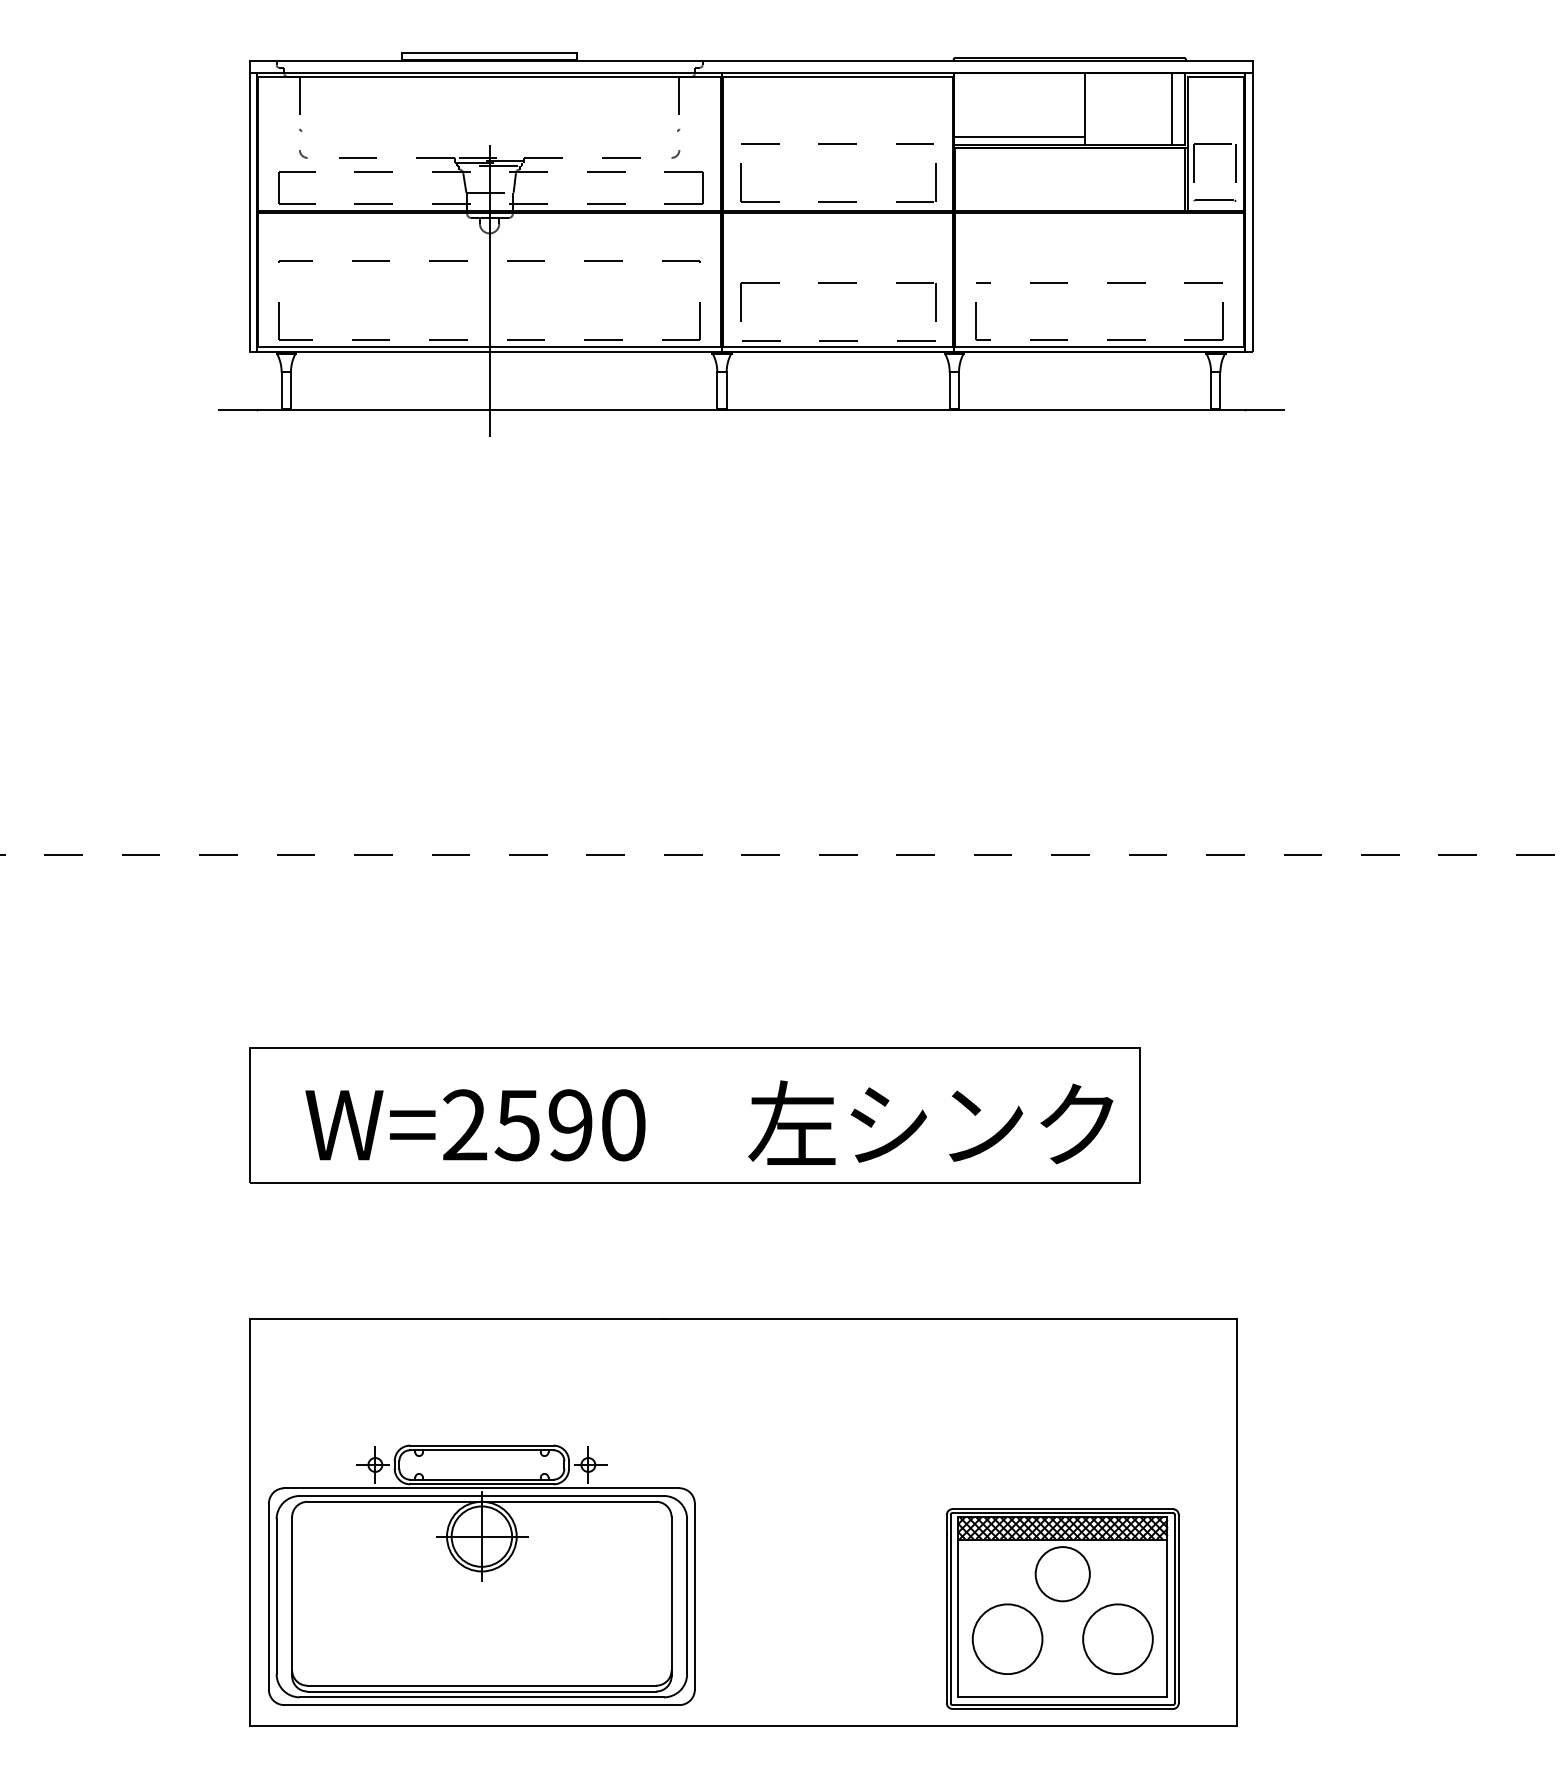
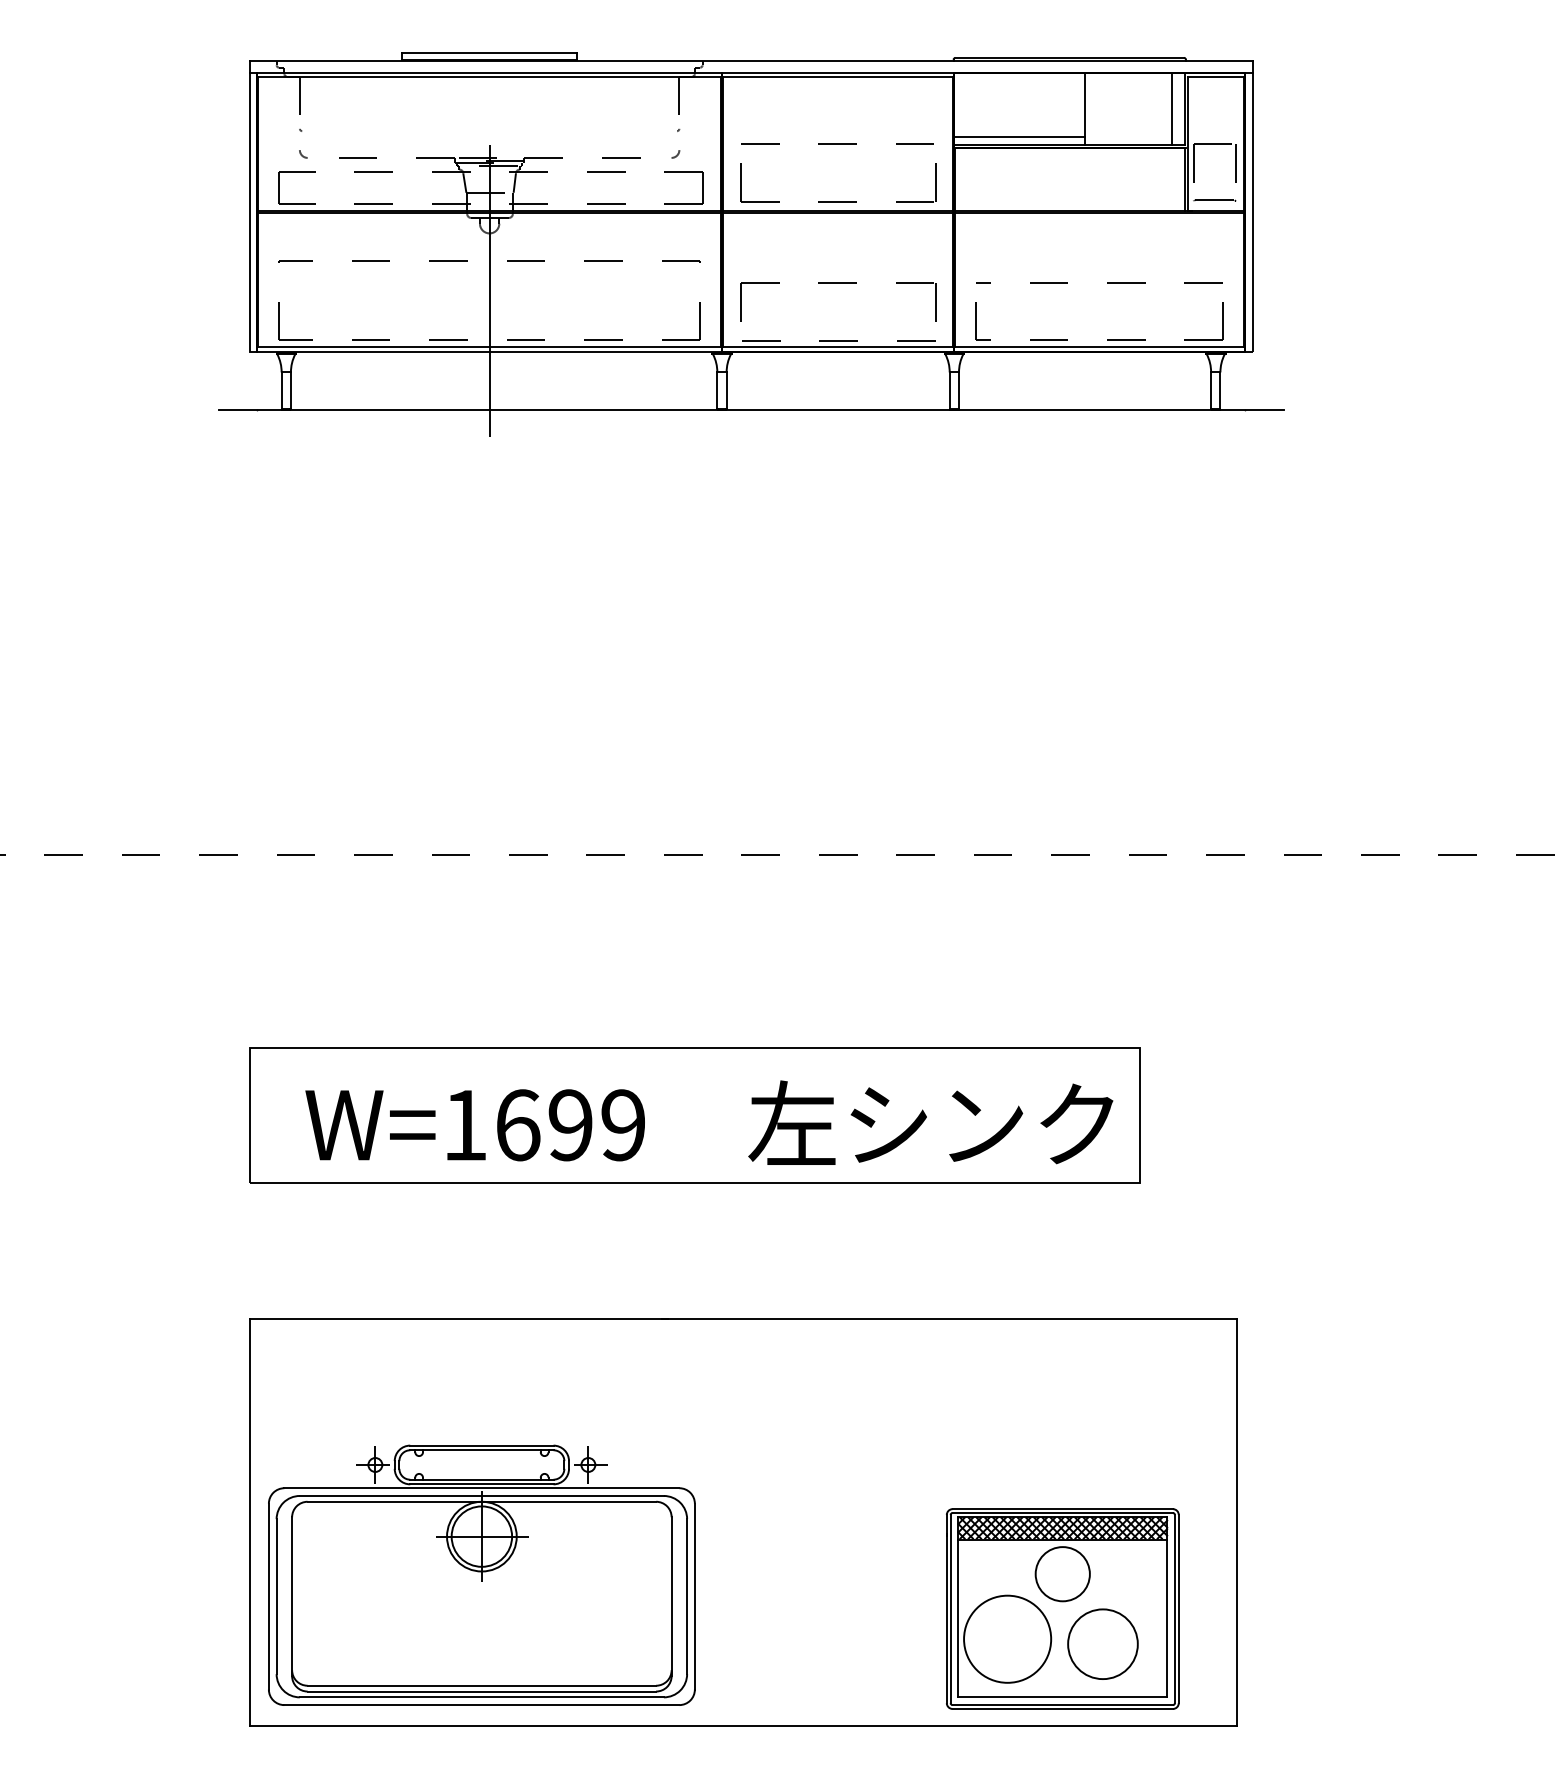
text: W=2590 -> W=1699 (544, 1125)
circle position: (1117, 1638) -> (1102, 1643) (1102, 1643)
circle diameter: 70 px -> 87 px (1007, 1638)
